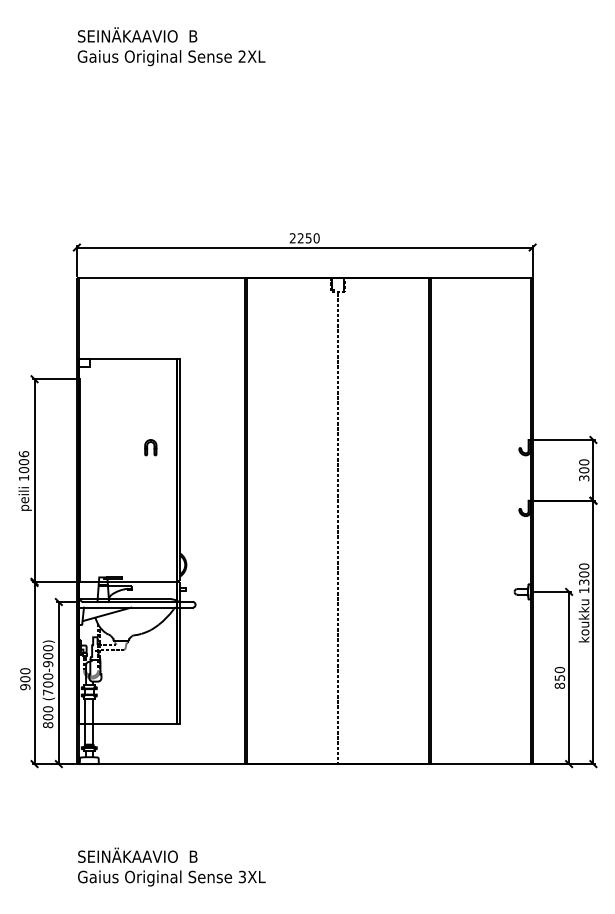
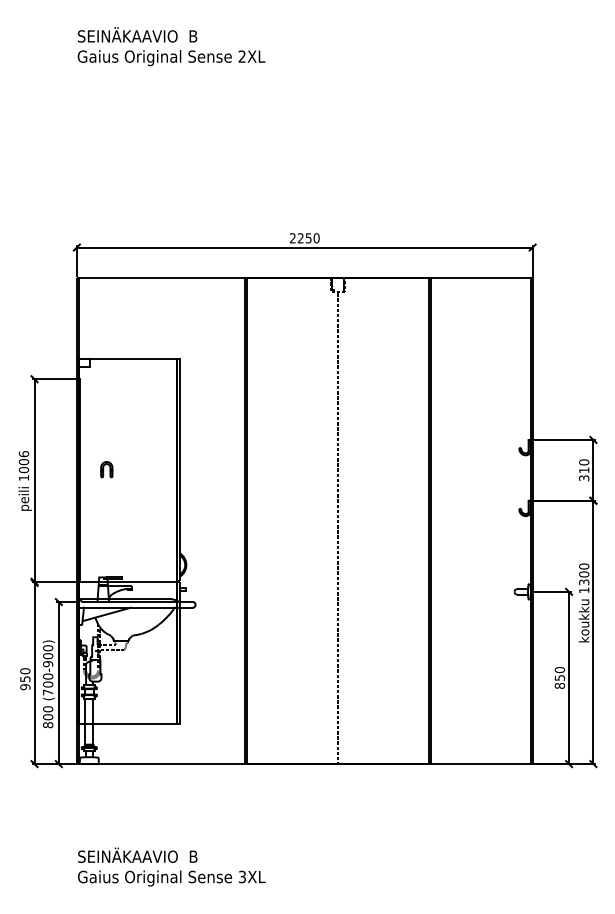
part position: (150, 447) -> (106, 469) (106, 469)
text: 300 -> 310 (584, 470)
text: 900 -> 950 (25, 679)
